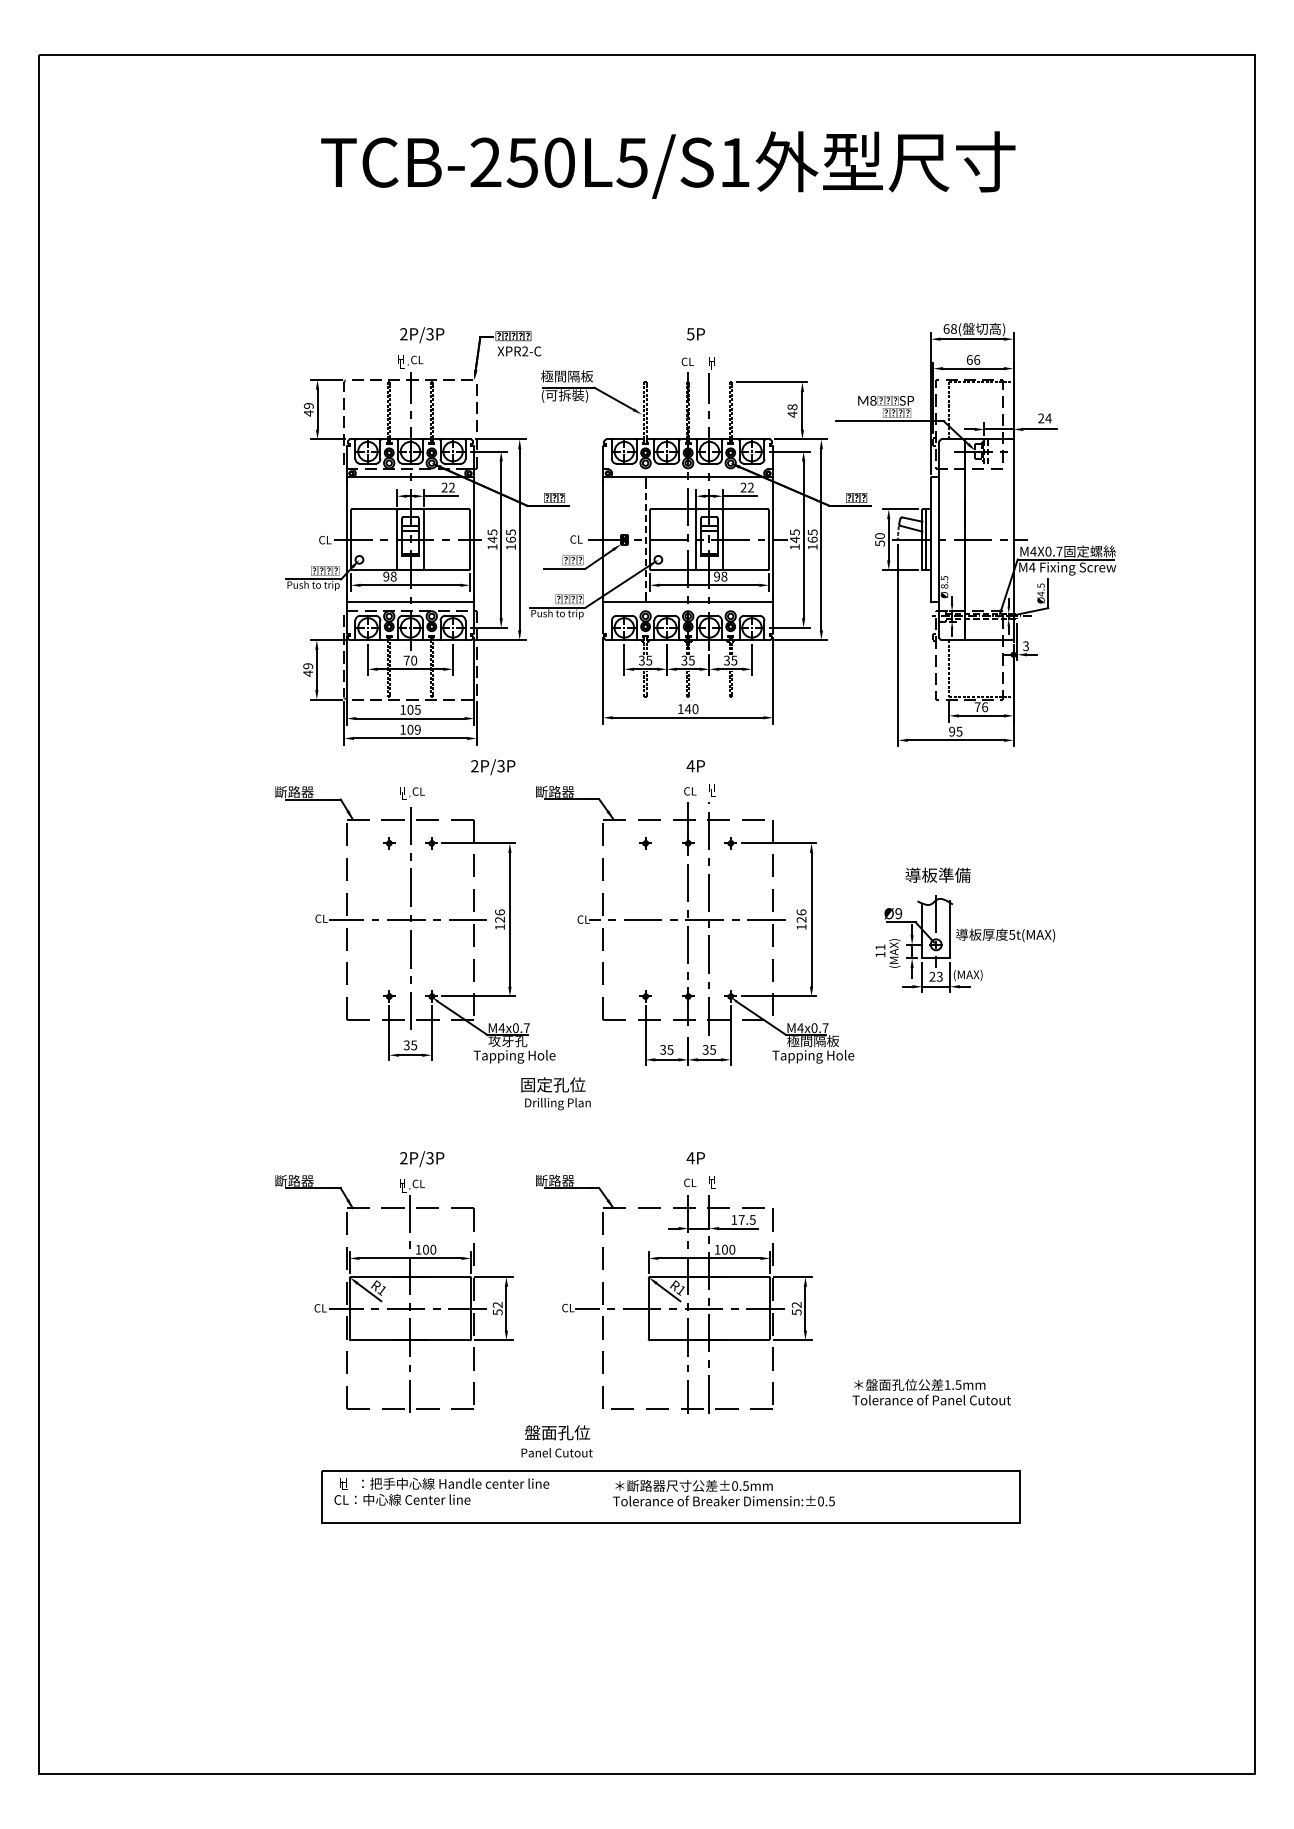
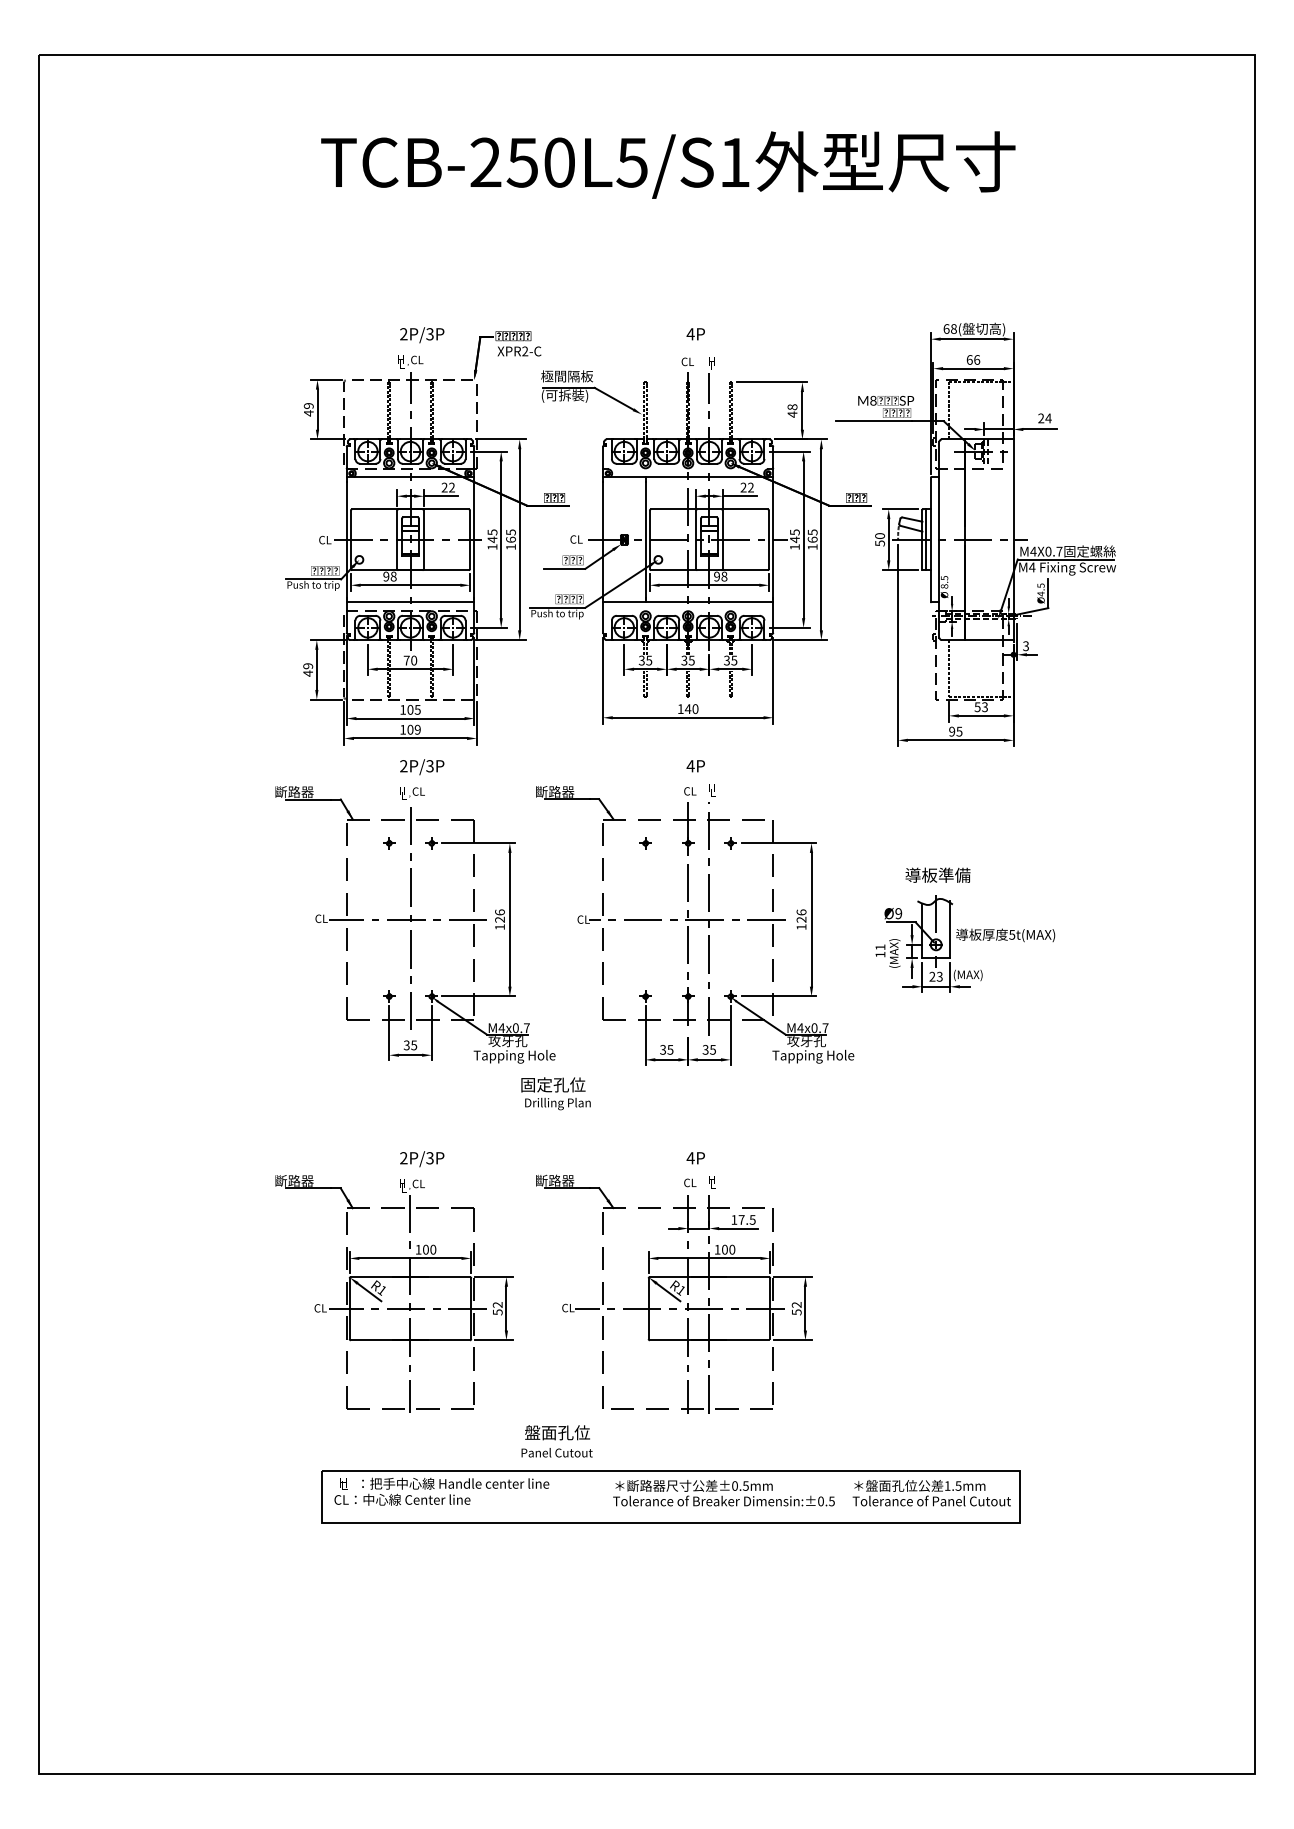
text: 5P -> 4P (690, 334)
line: dashed -> solid (645, 539)
text: 76 -> 53 (981, 707)
text position: (493, 767) -> (422, 767) (422, 767)
text: 極間隔板 -> 攻牙孔 (813, 1041)
text position: (931, 1392) -> (931, 1493) (931, 1493)
